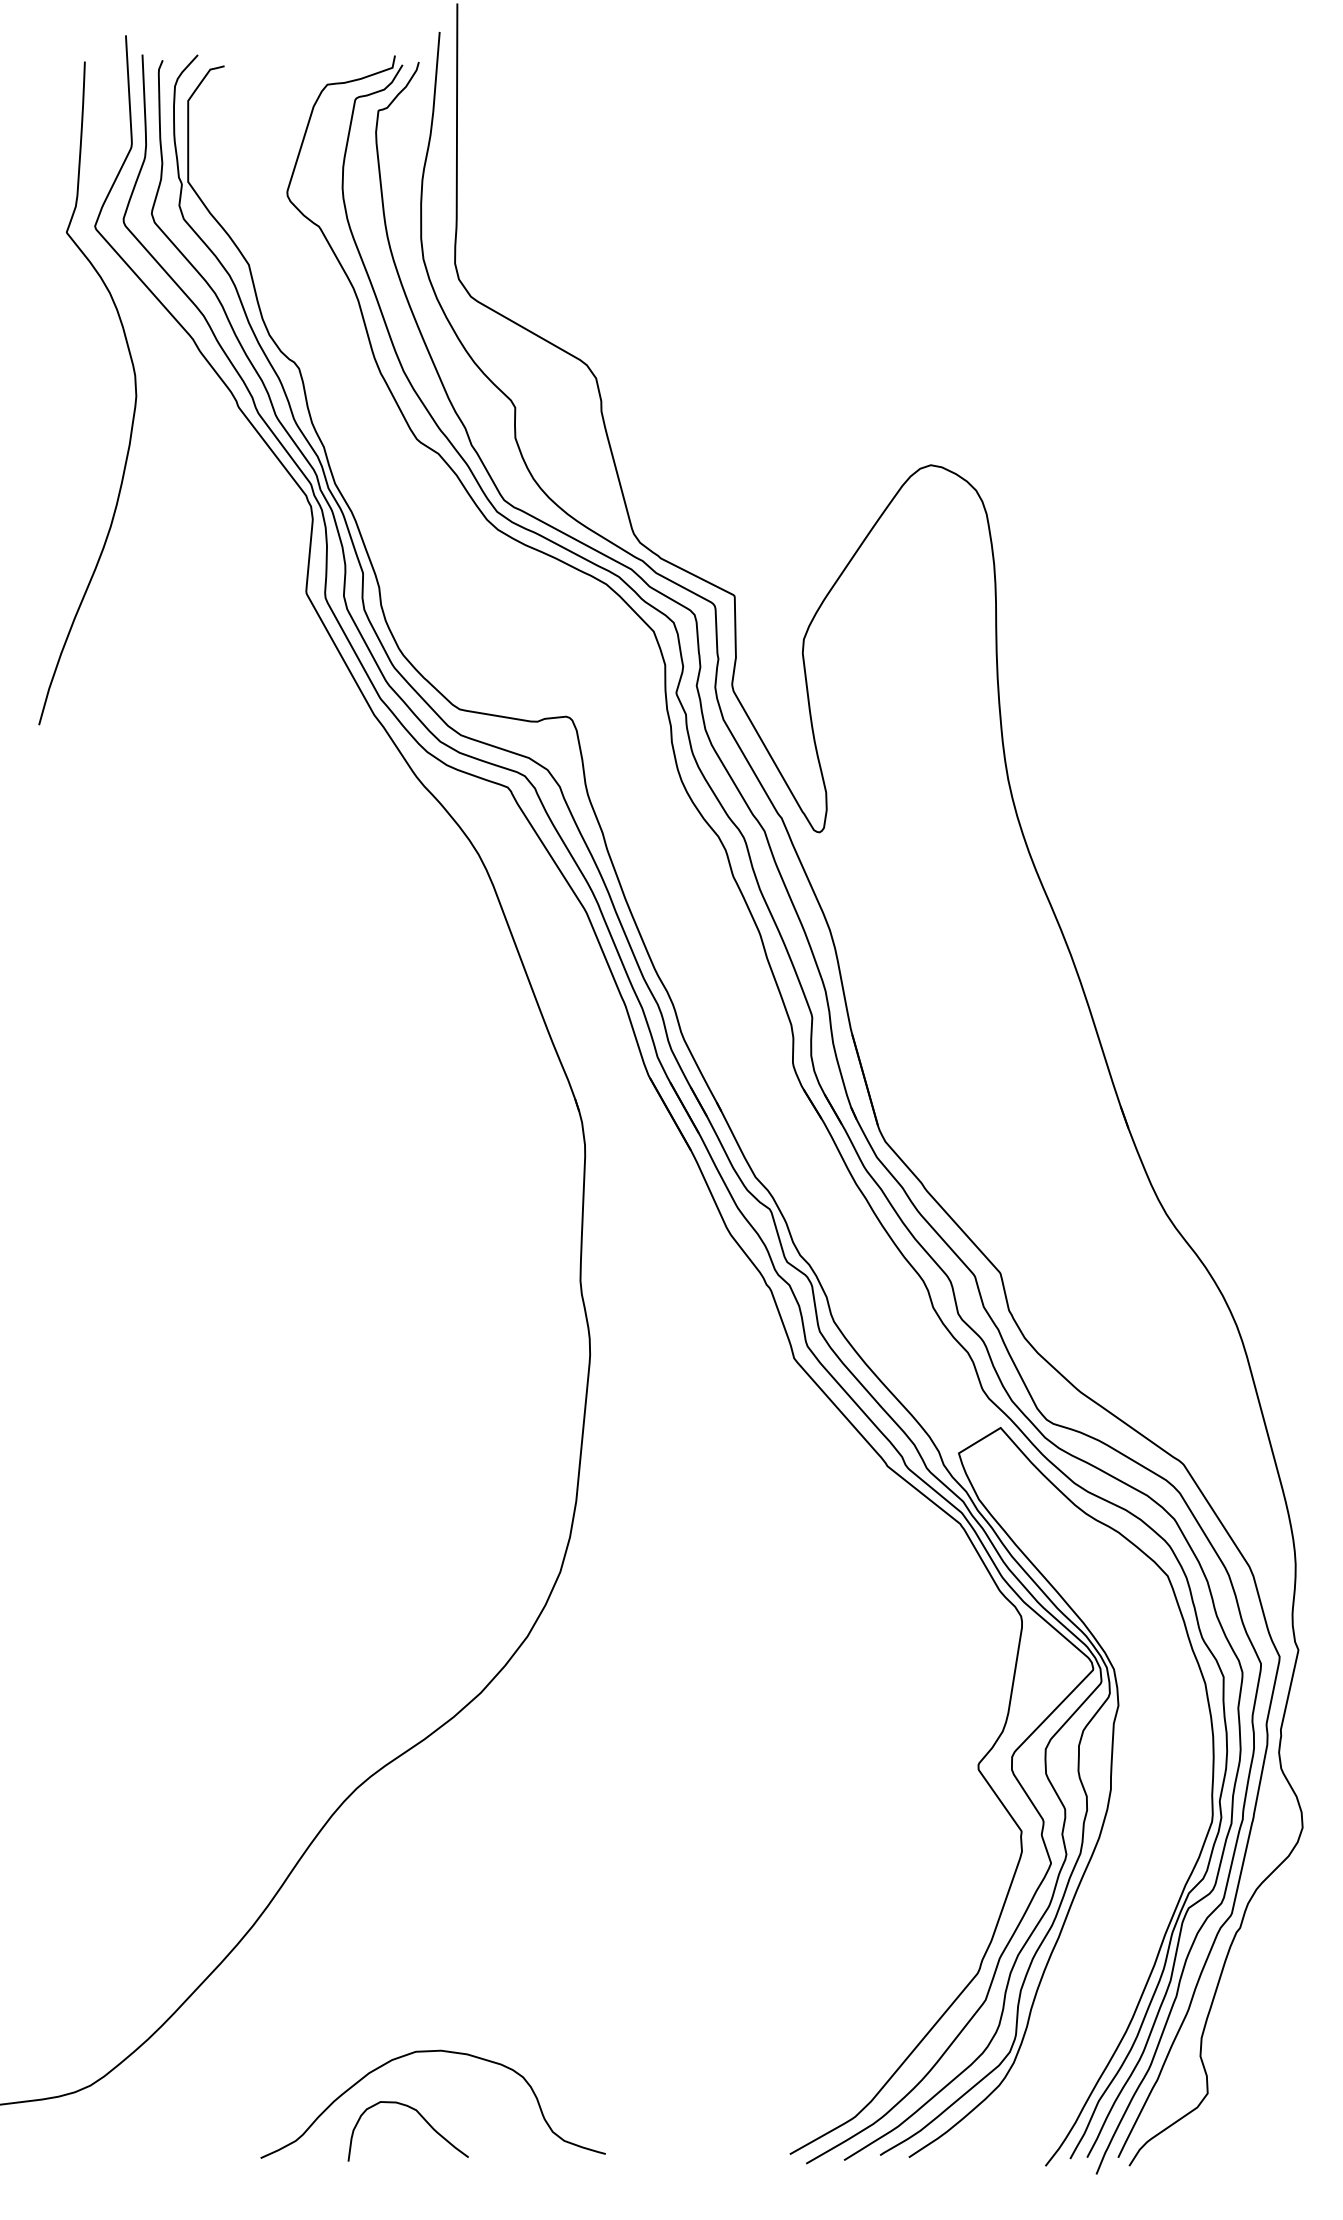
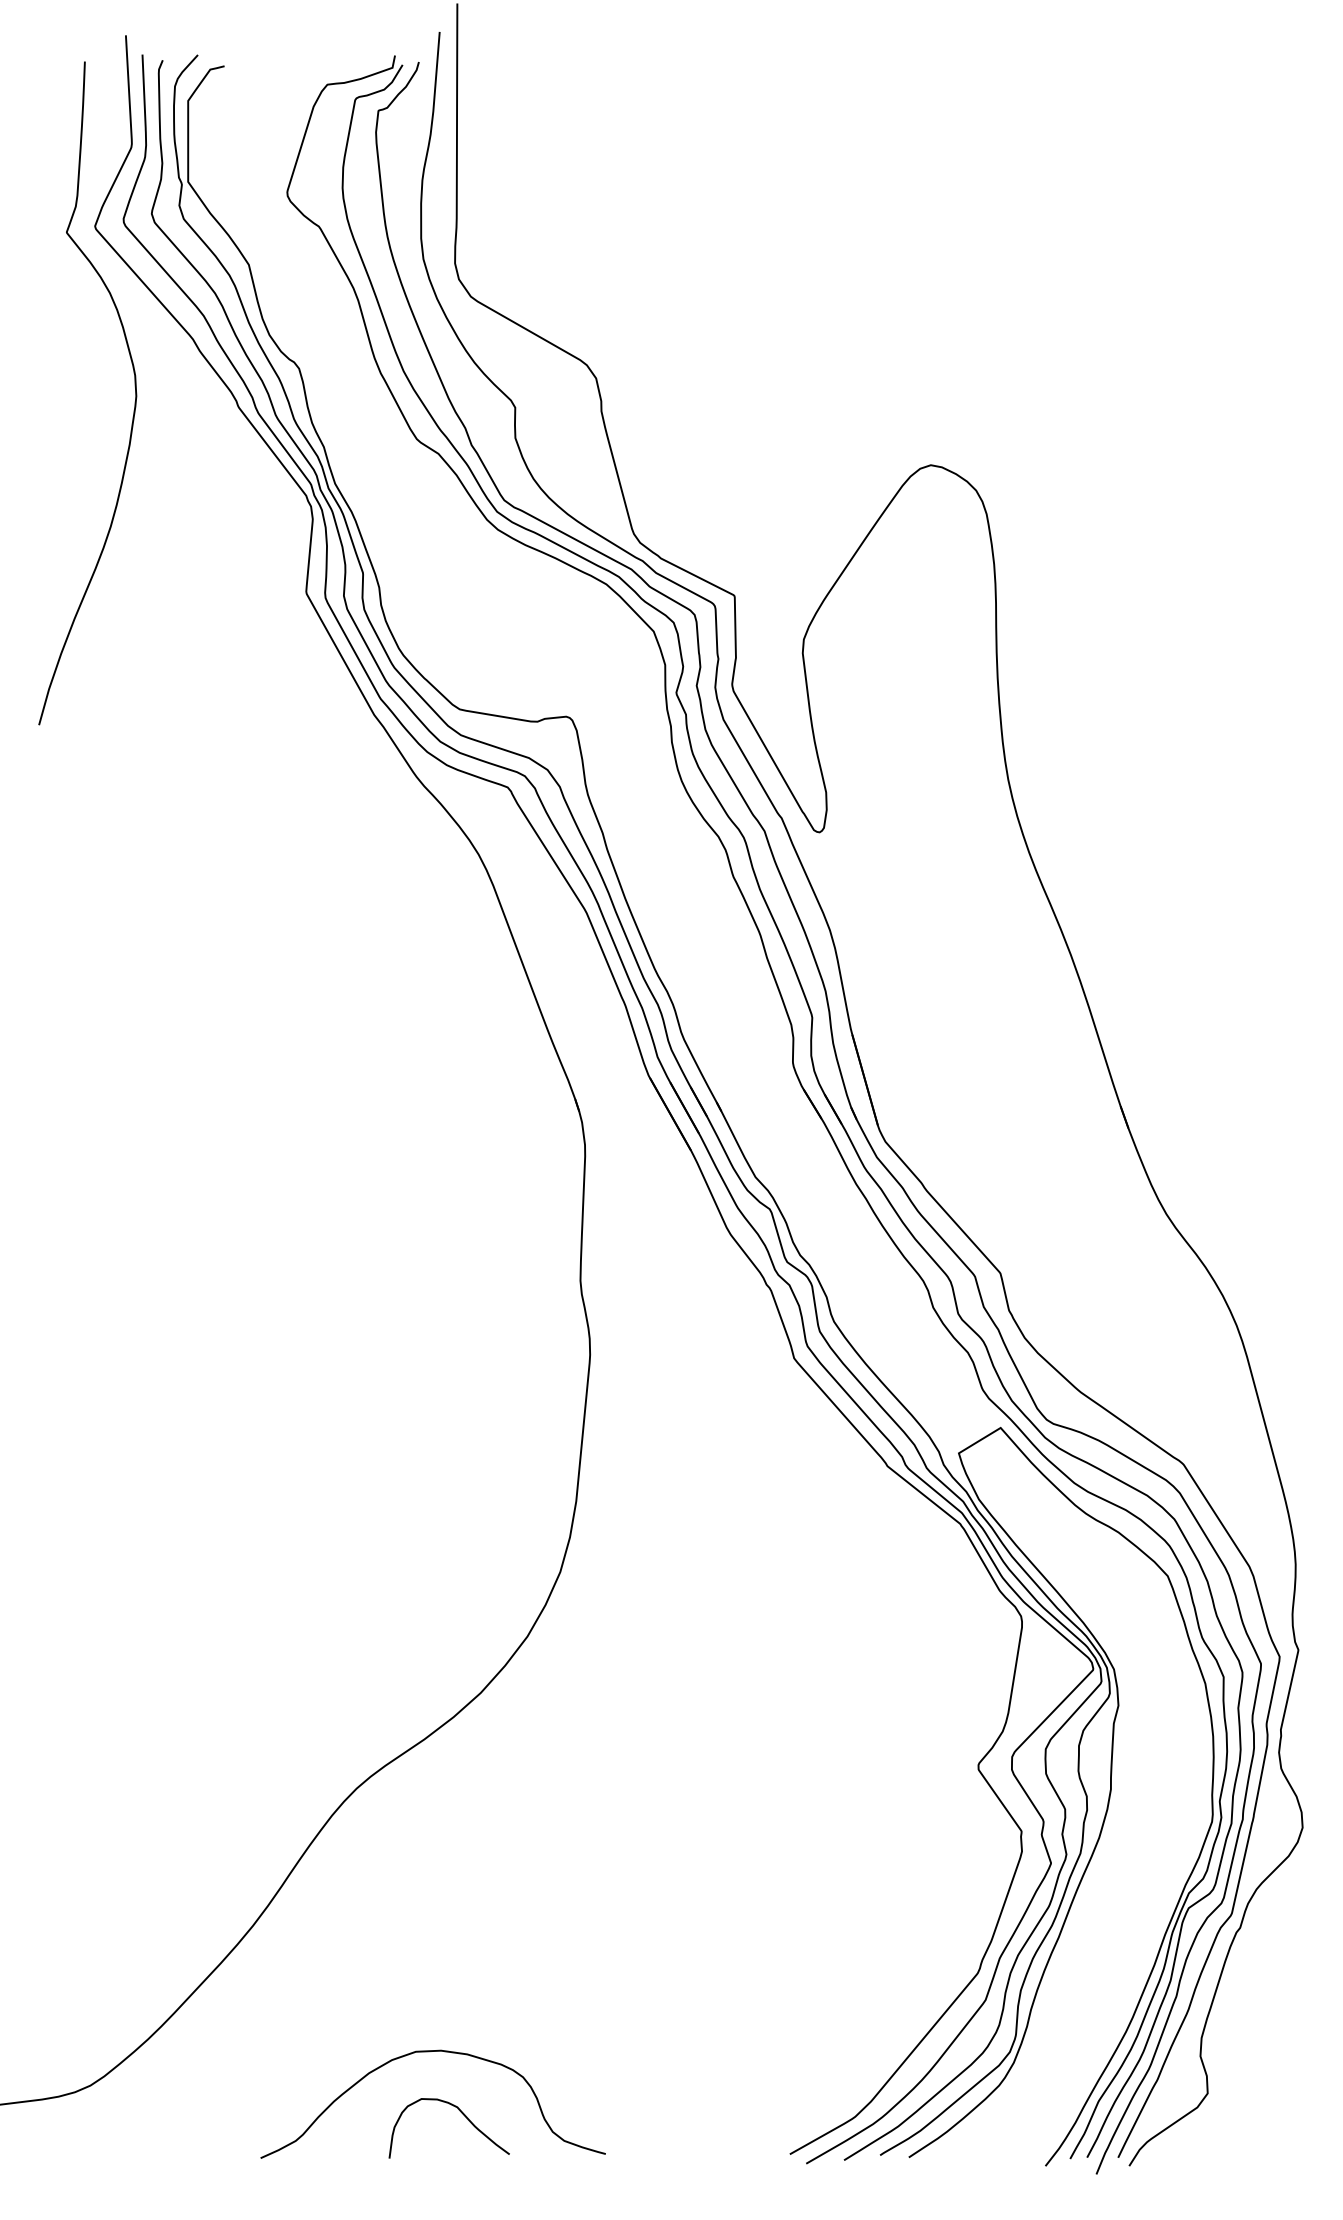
curve position: (421, 2117) -> (462, 2114) (462, 2114)
